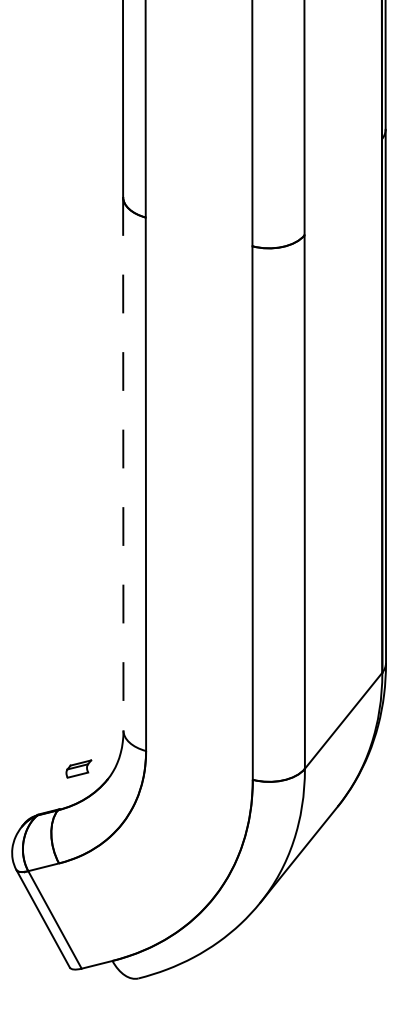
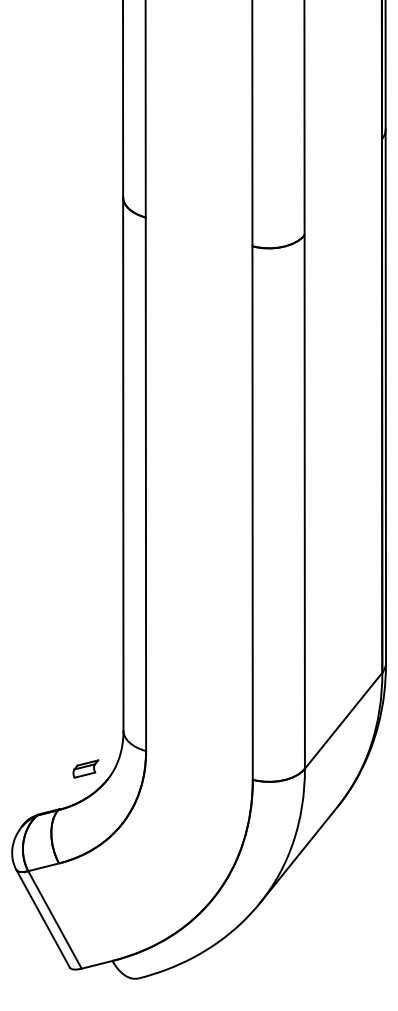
line: dashed -> solid (123, 463)
part position: (78, 768) -> (85, 768) (85, 768)
